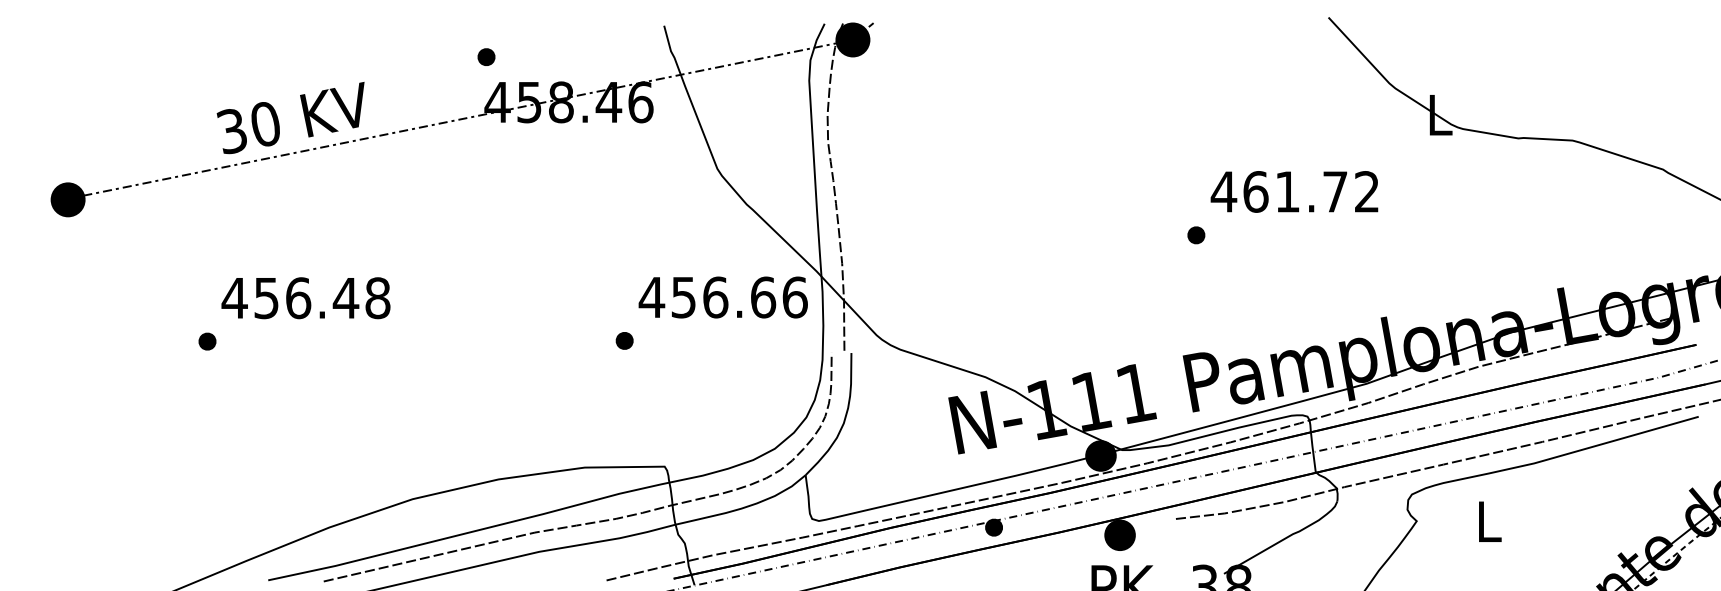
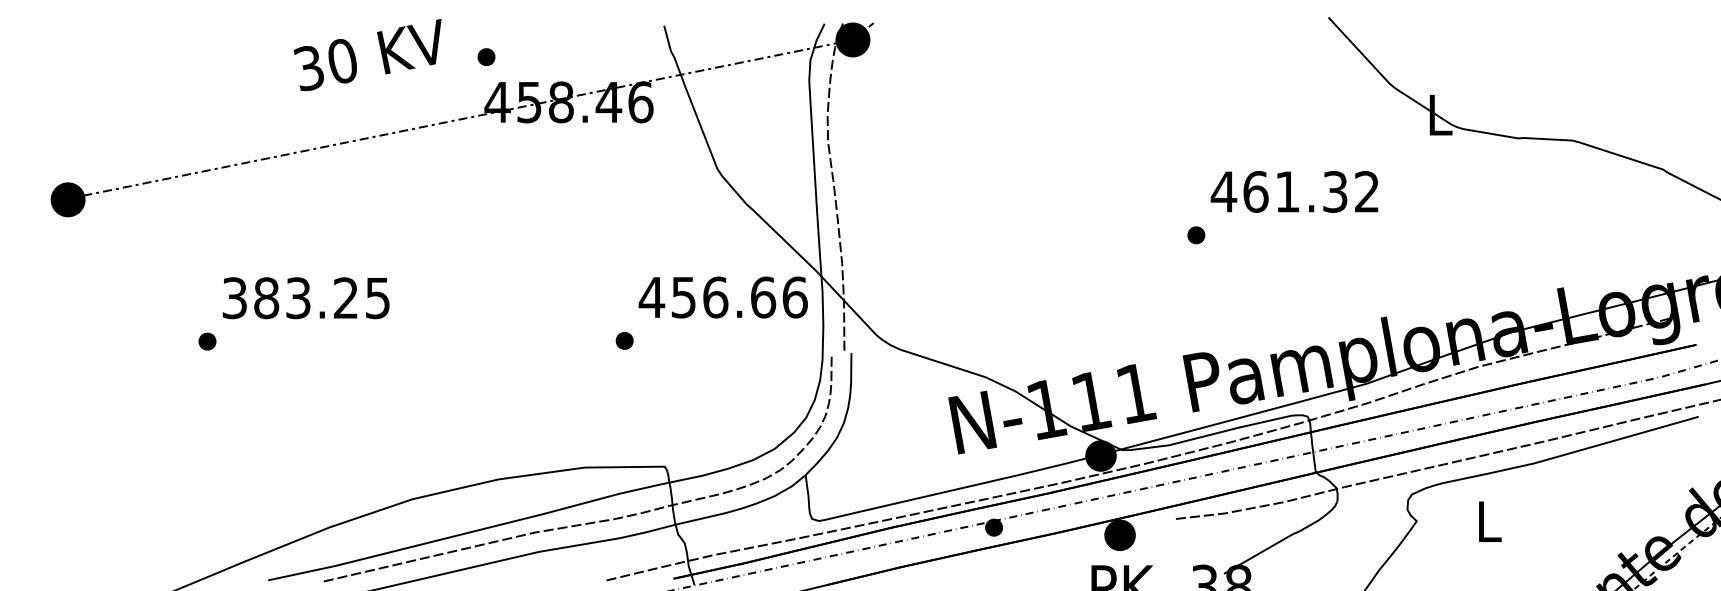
text position: (290, 118) -> (367, 55) (367, 55)
text: 461.72 -> 461.32 (1335, 191)
text: 456.48 -> 383.25 (305, 298)
